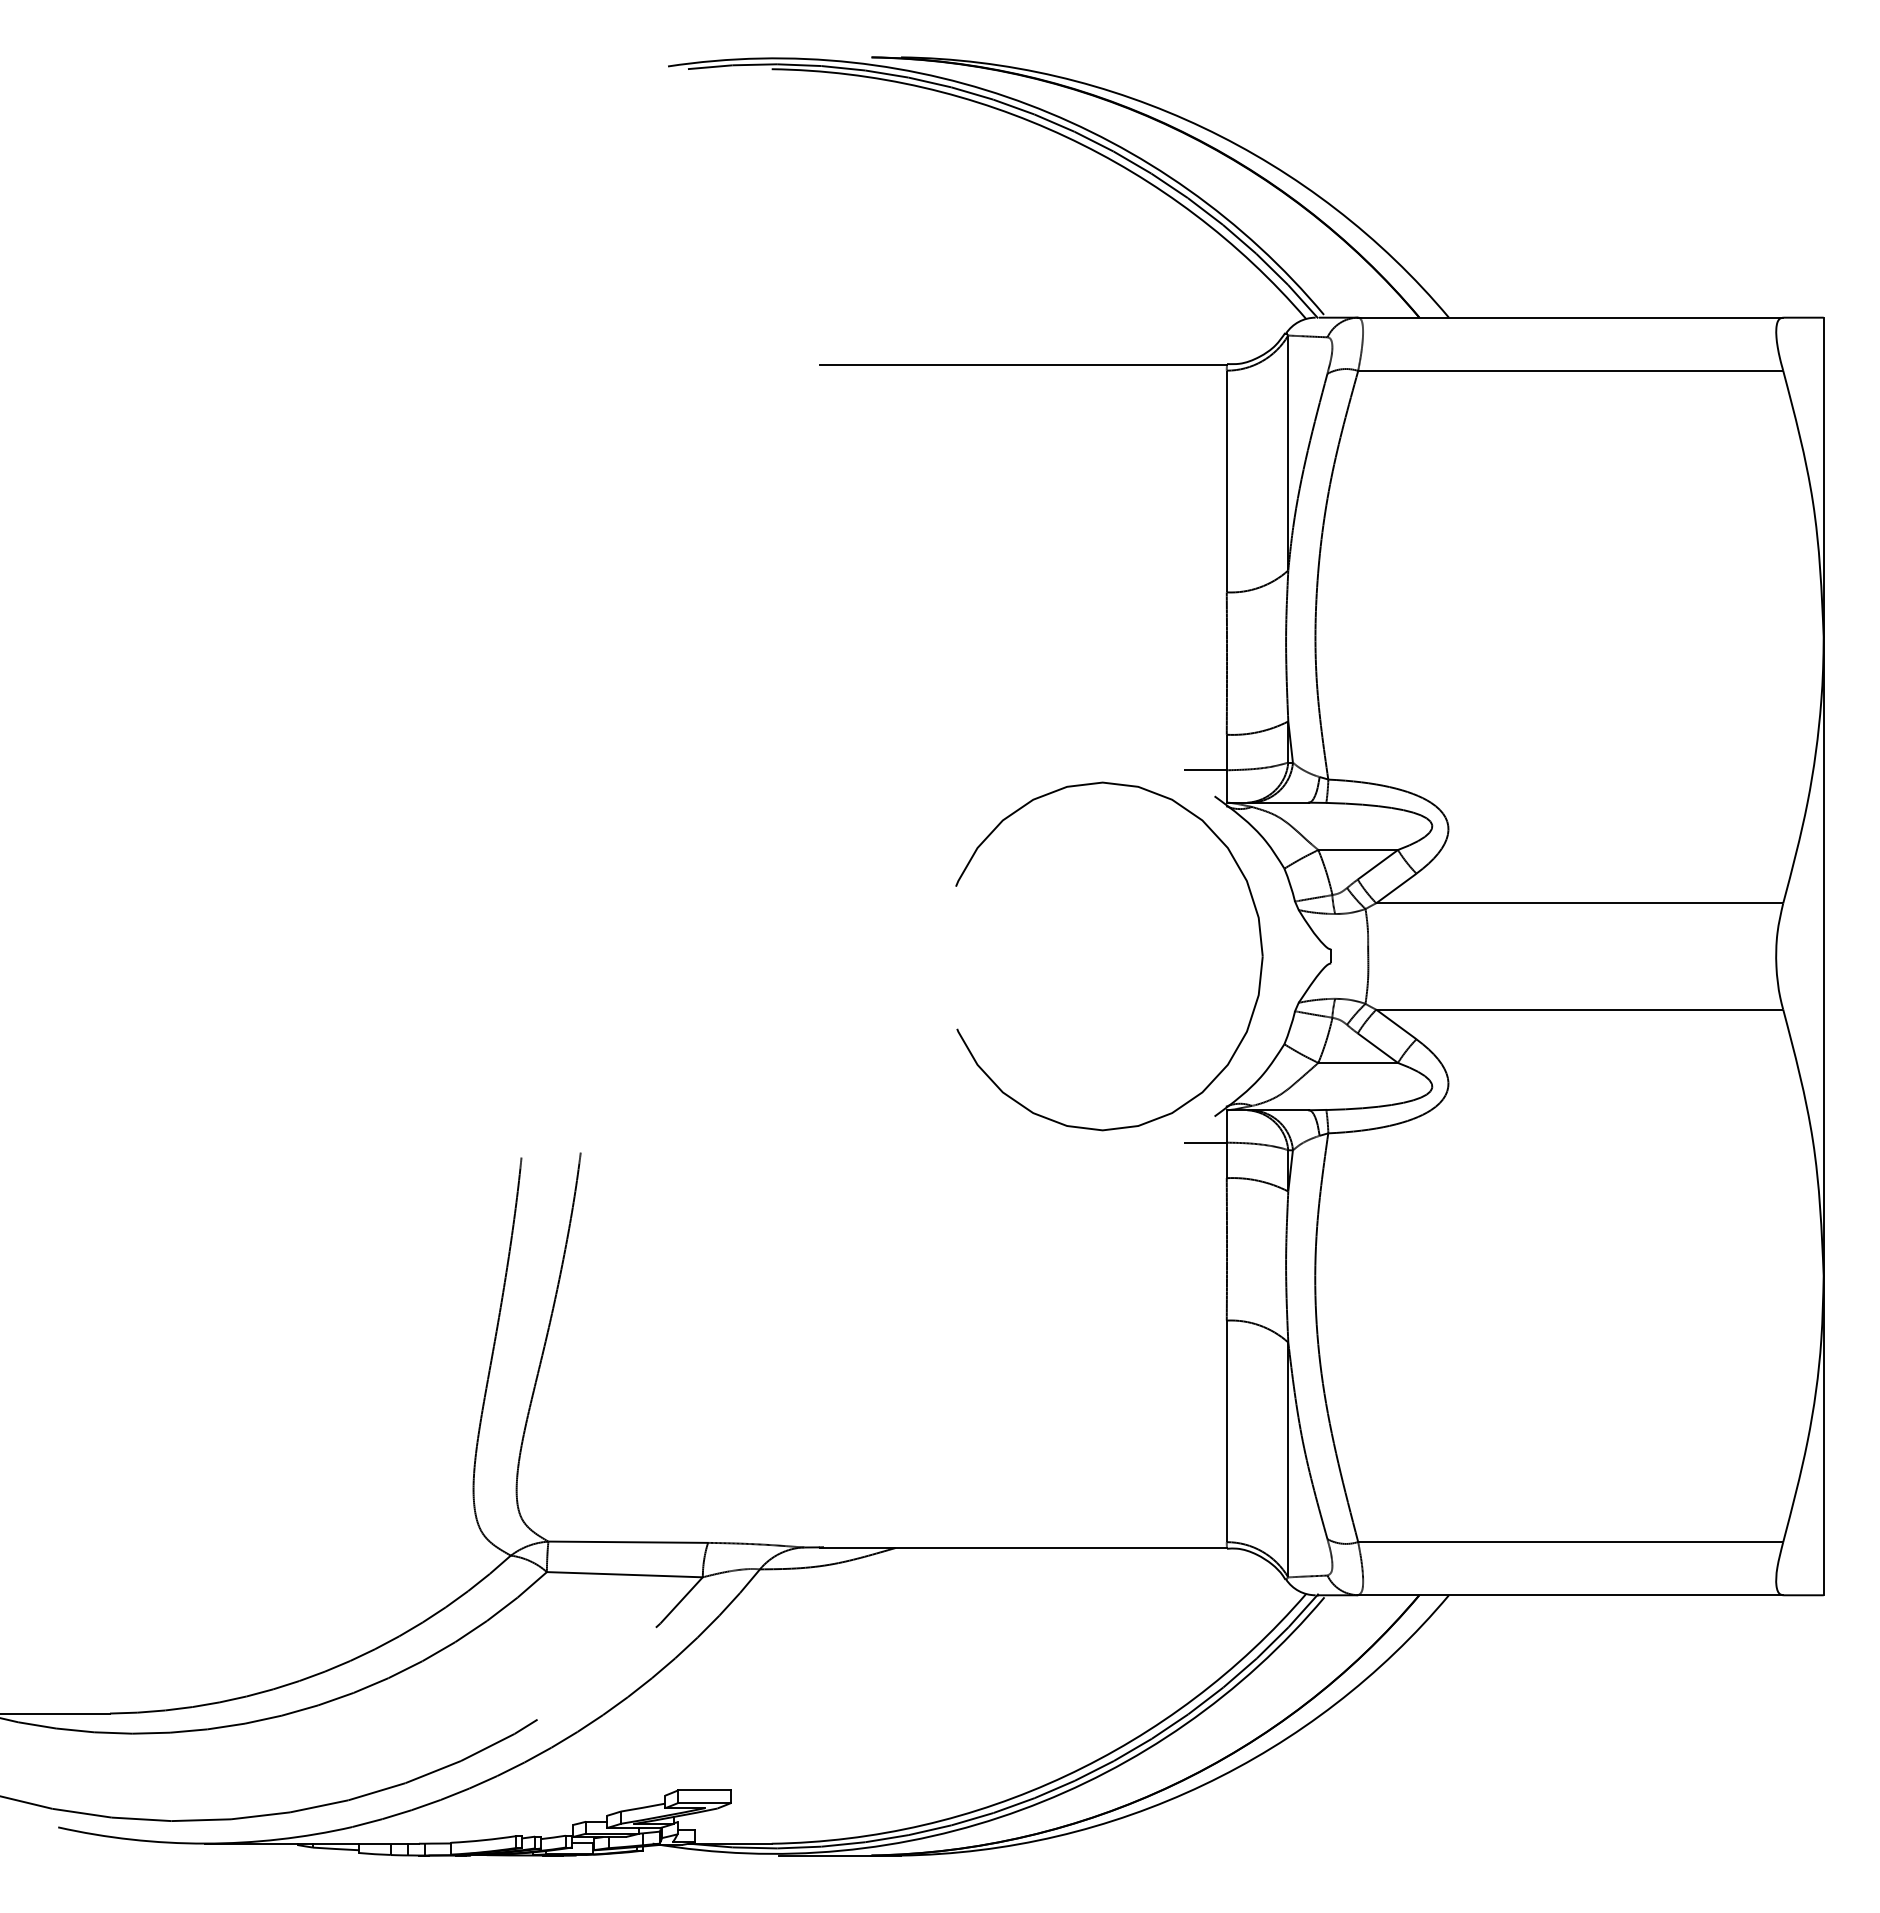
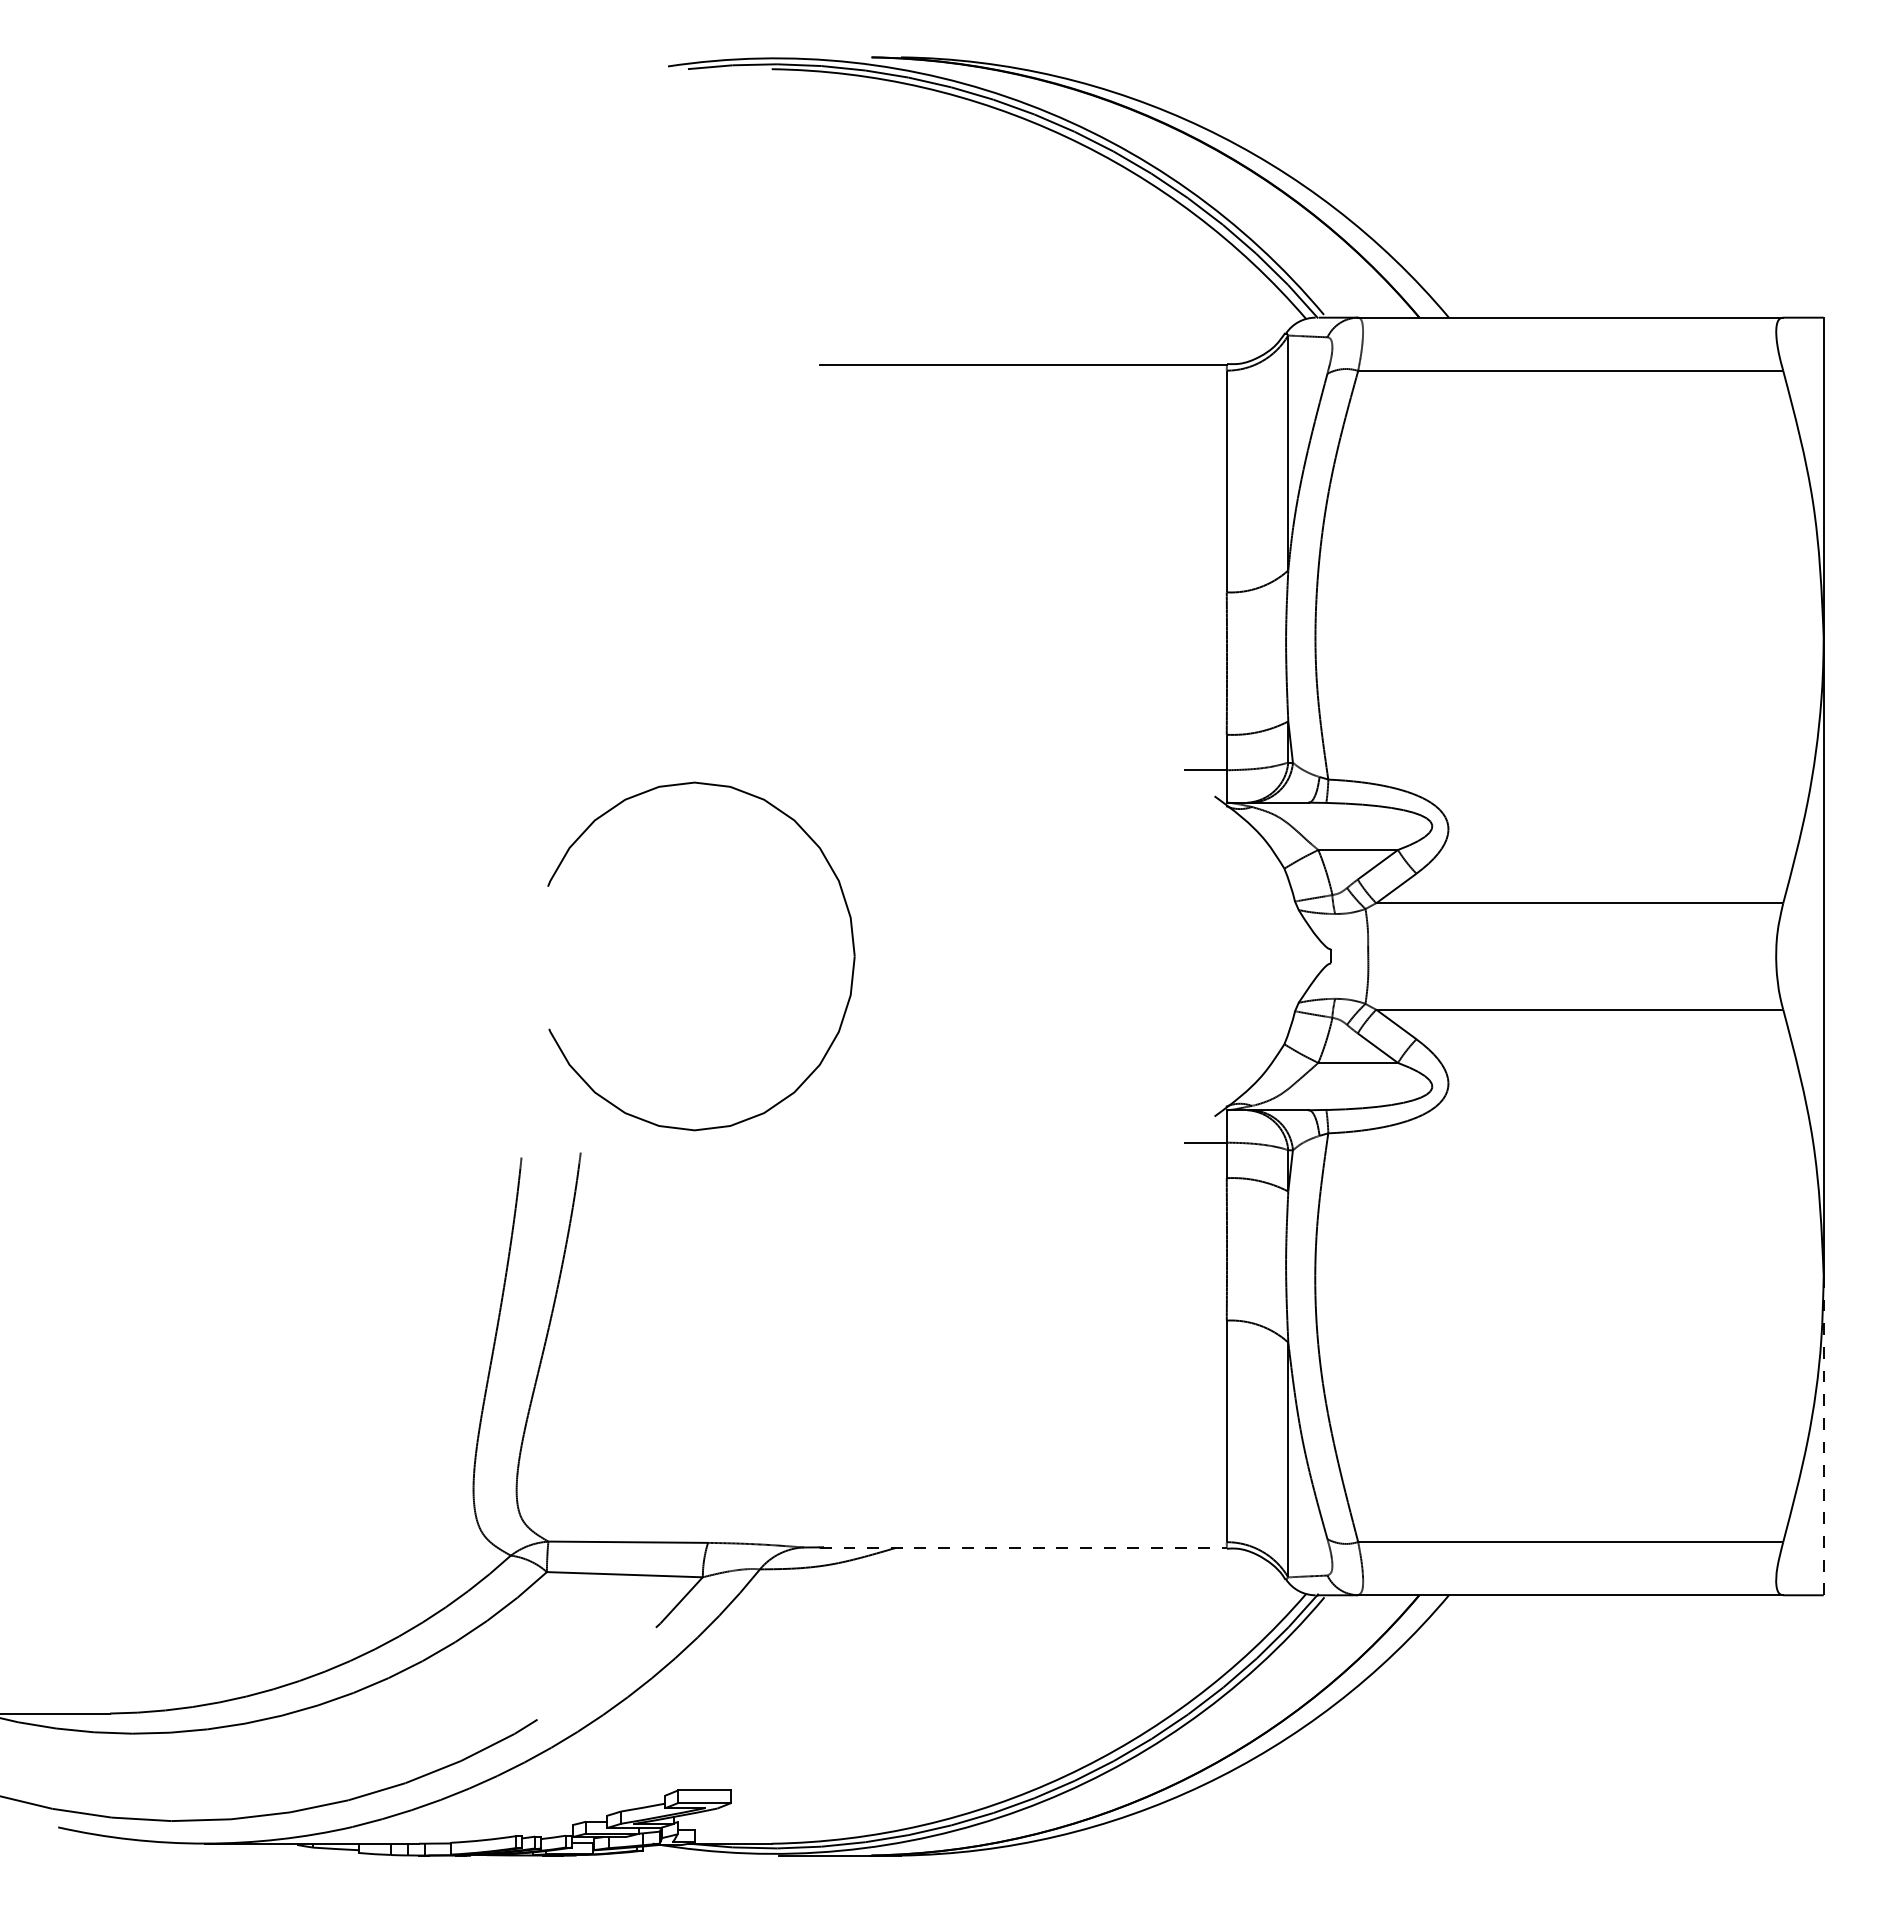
part position: (1259, 937) -> (851, 937) (851, 937)
line: solid -> dashed (1823, 1435)
line: solid -> dashed (1023, 1547)
